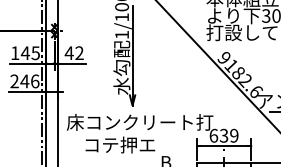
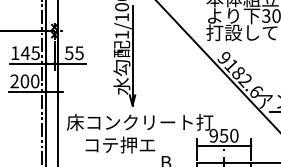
text: 42 -> 55 (73, 53)
text: 246 -> 200 (29, 81)
text: 639 -> 950 (223, 135)
